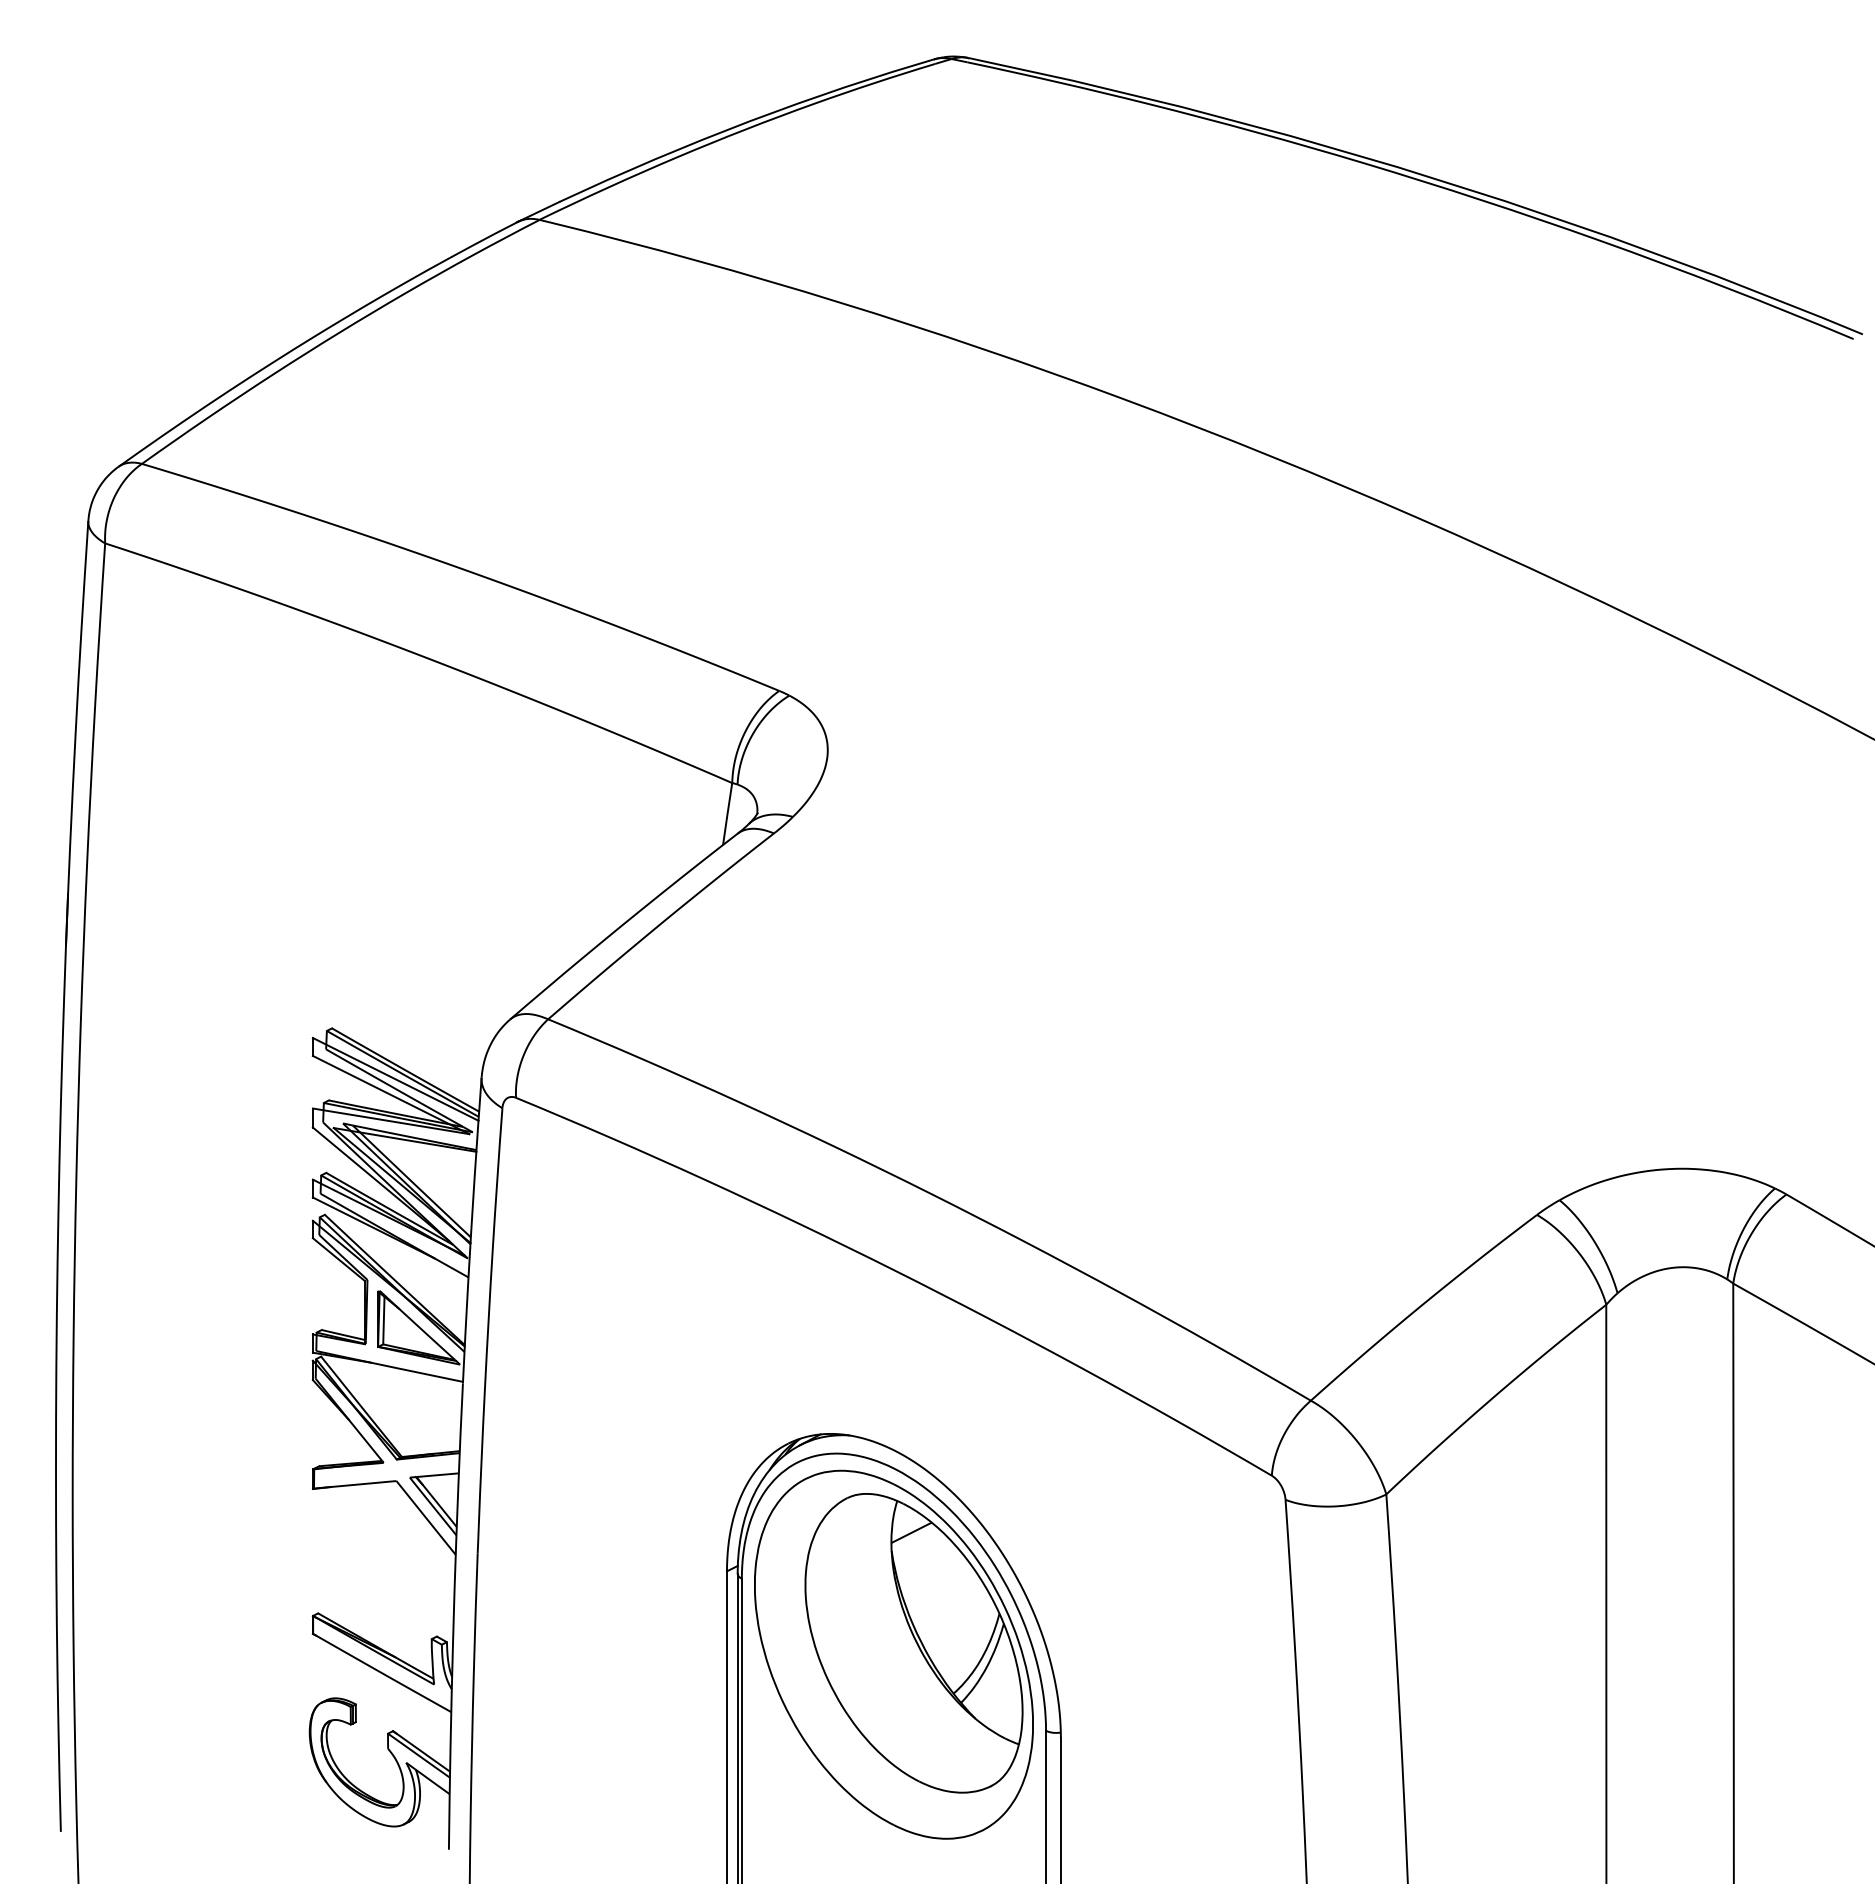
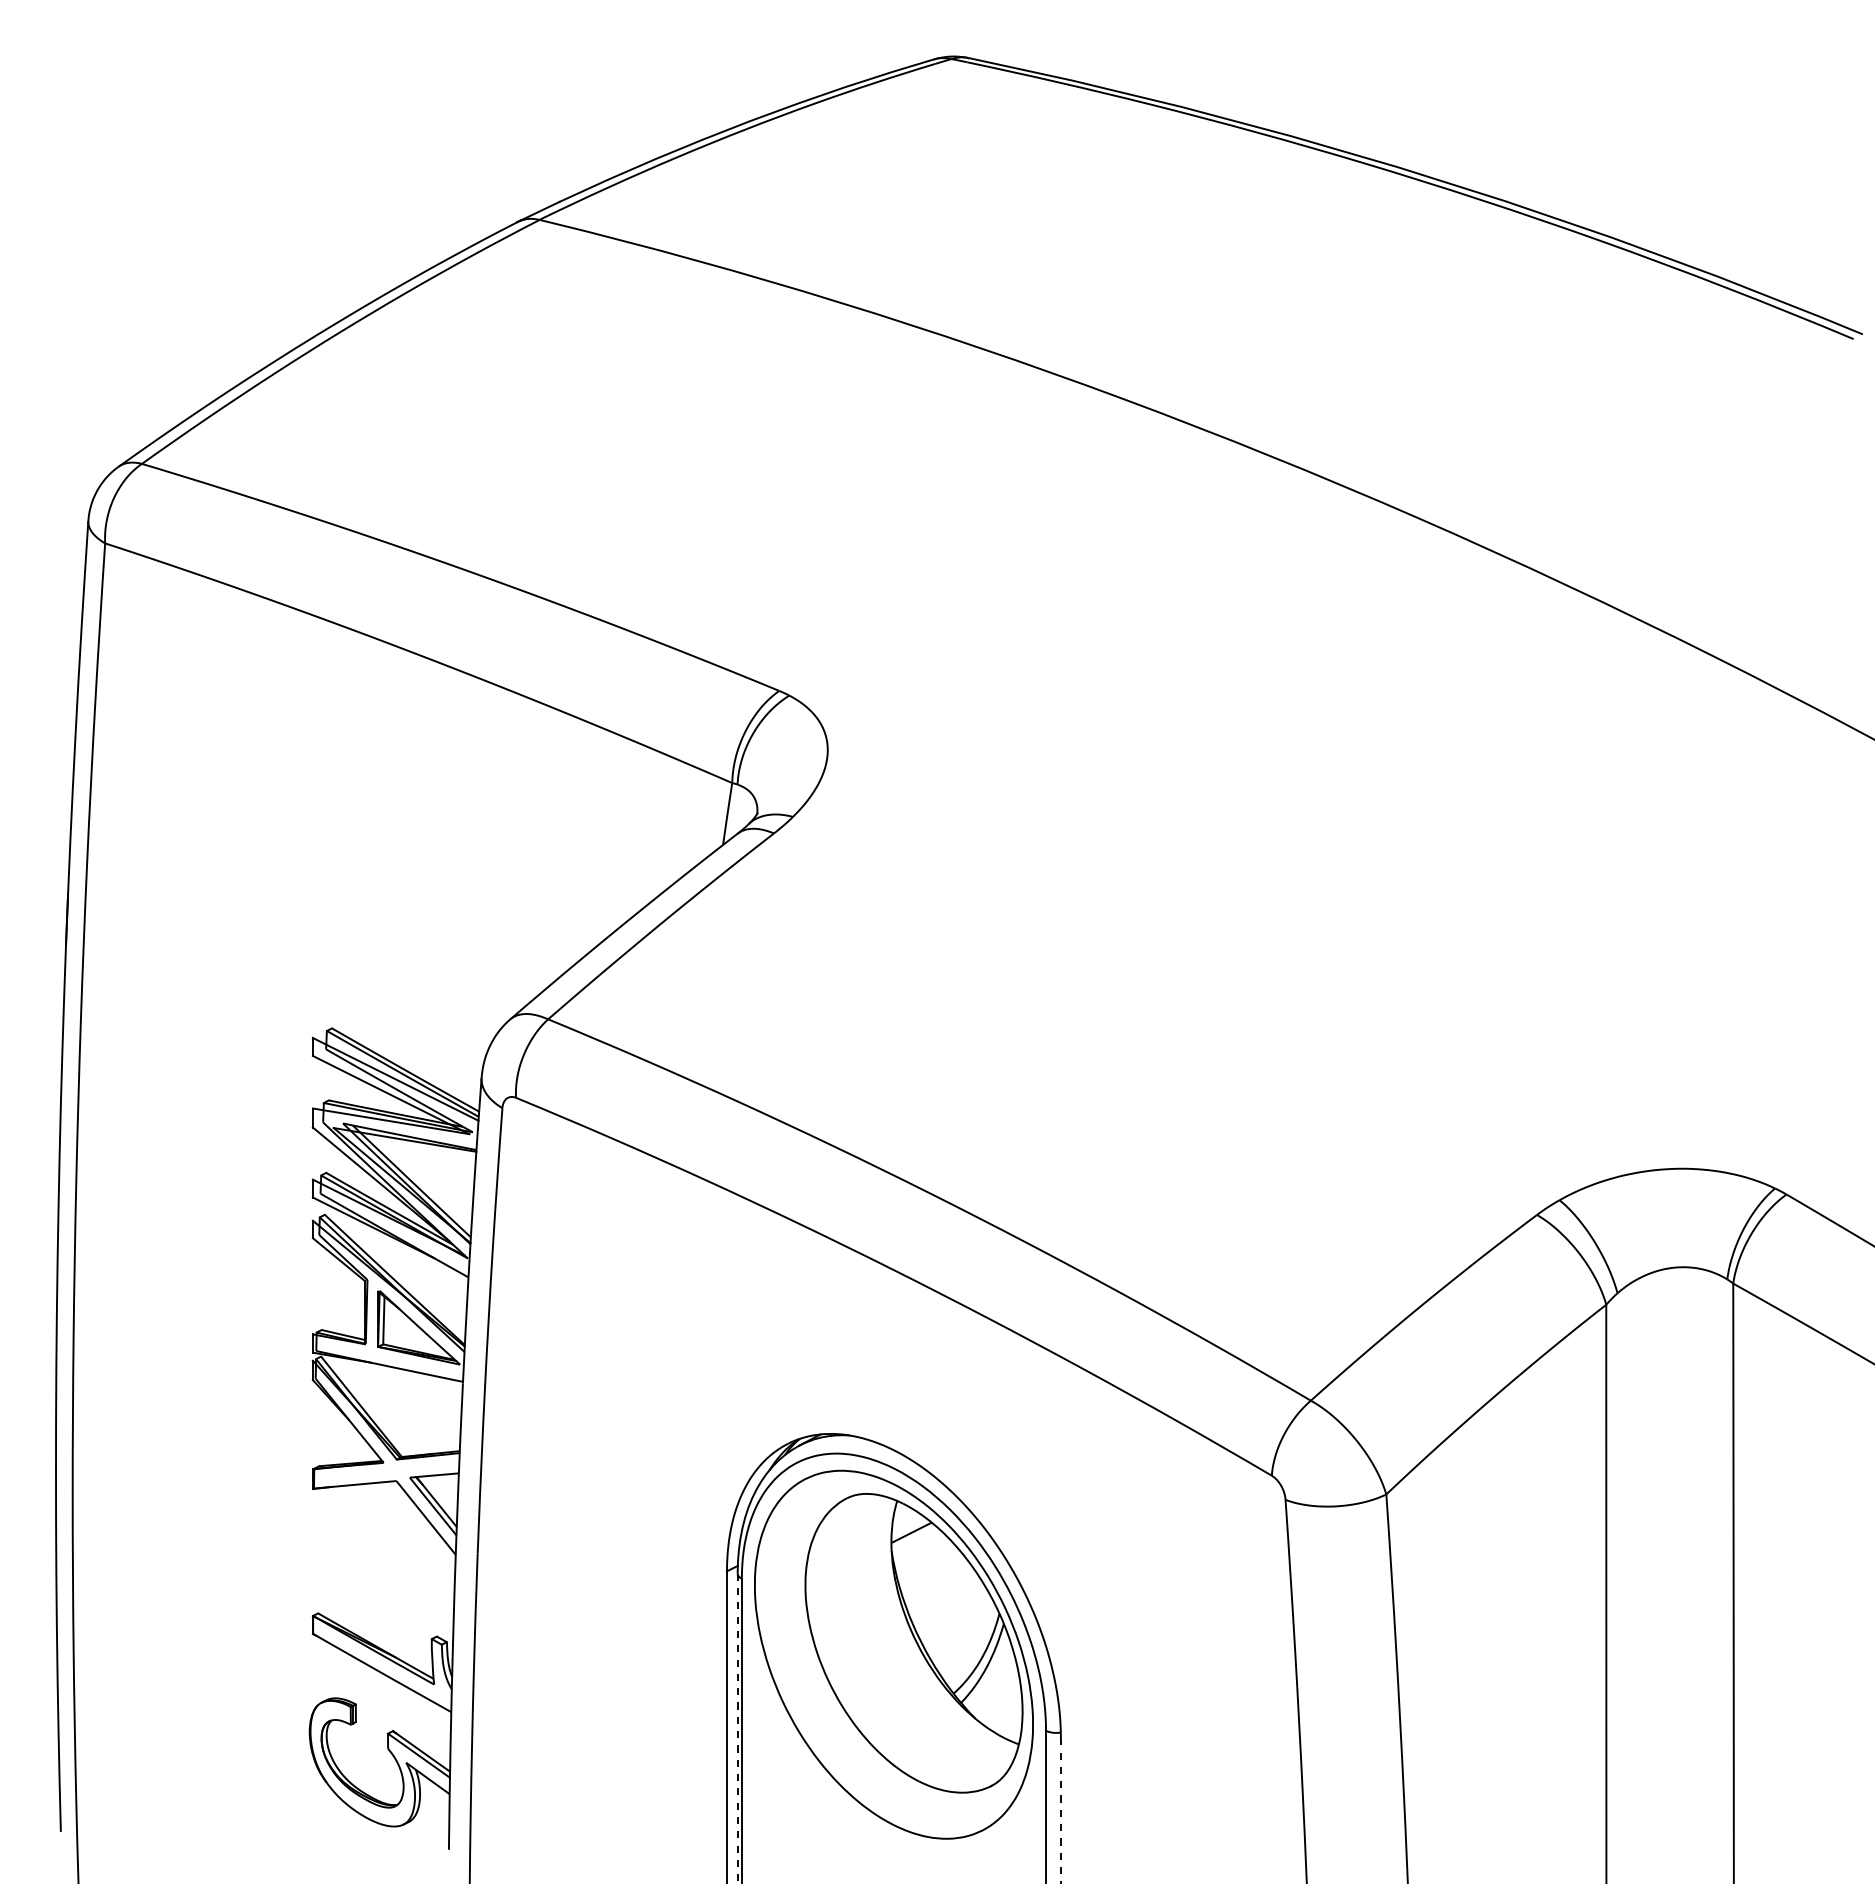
line: solid -> dashed (737, 1728)
line: solid -> dashed (1060, 1811)
